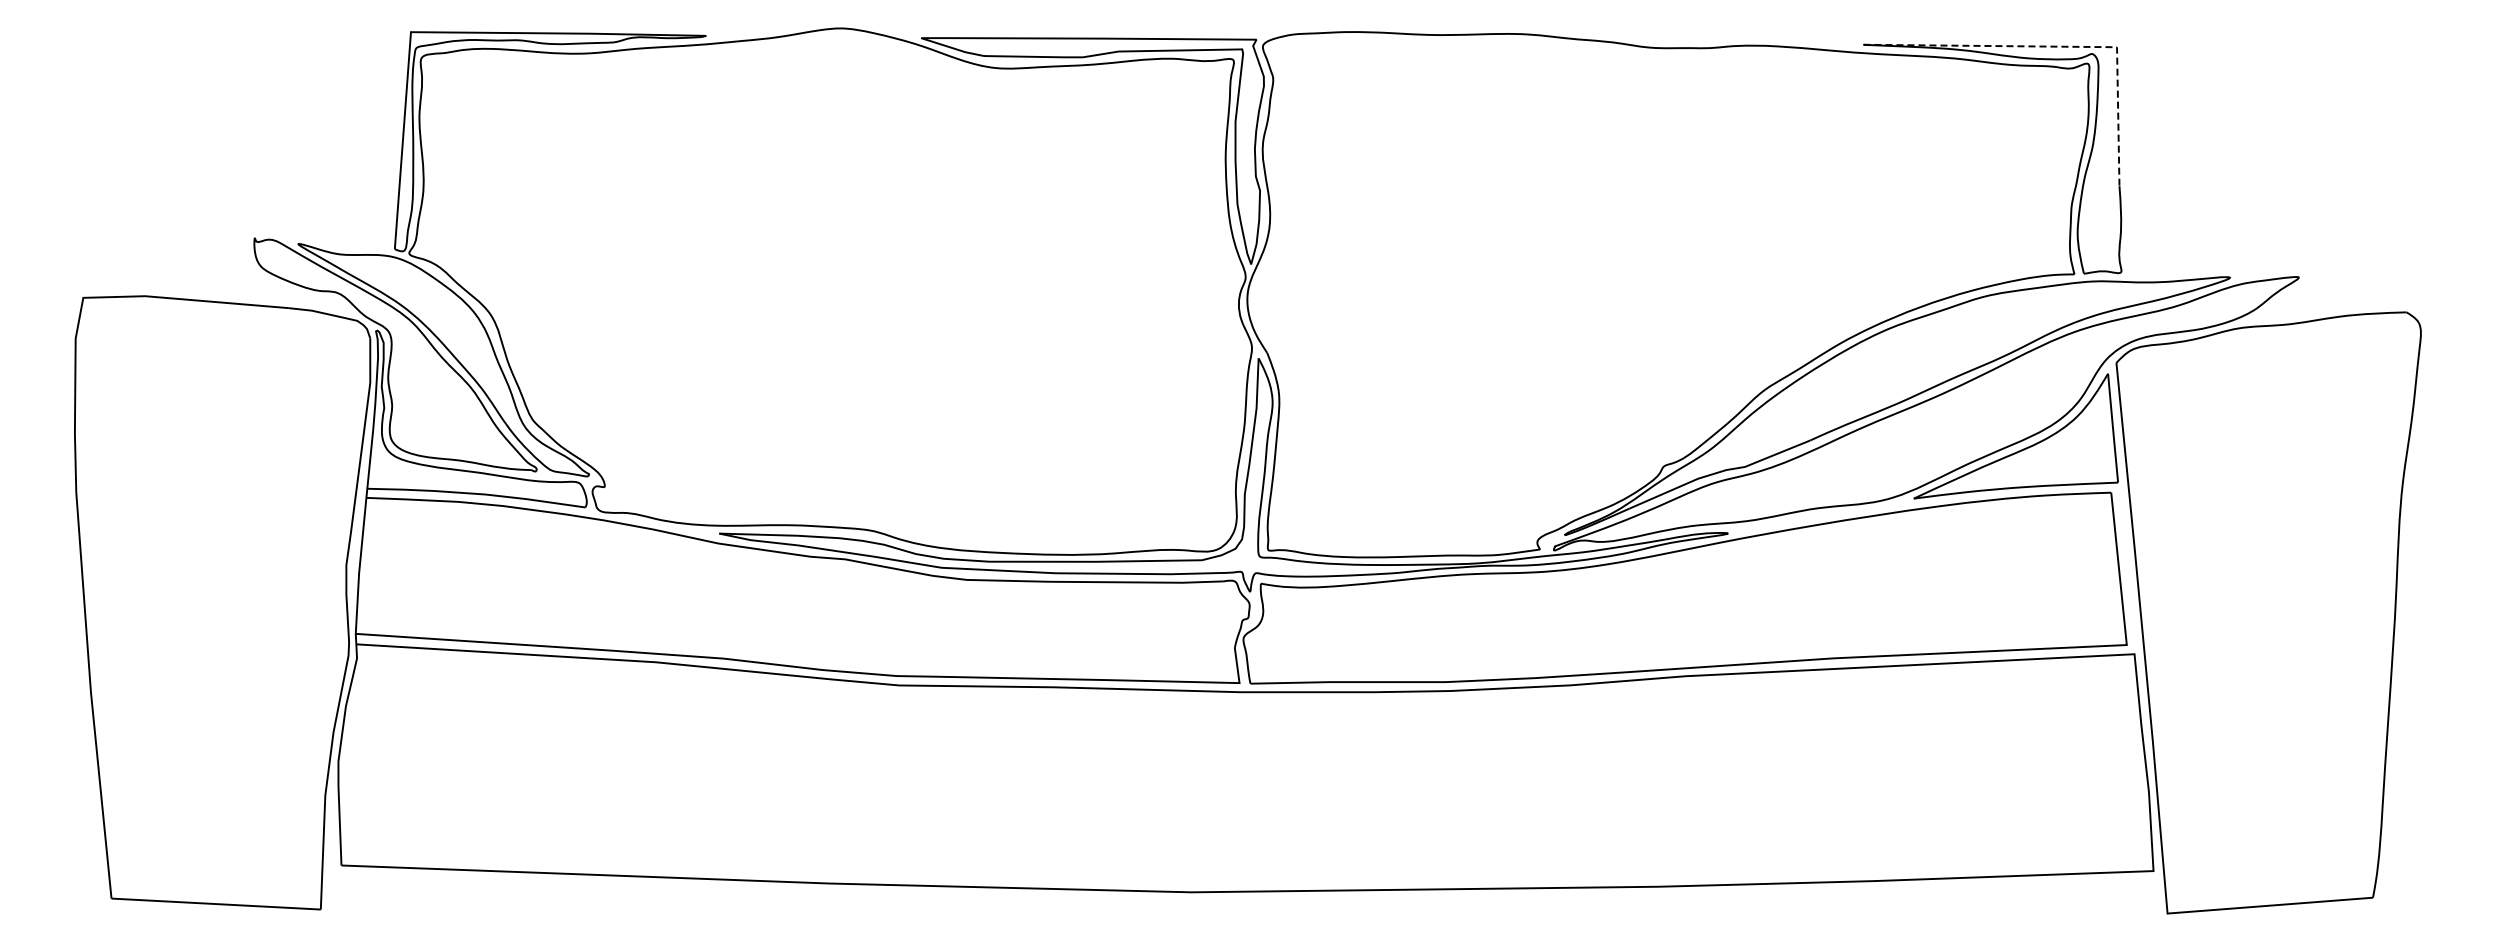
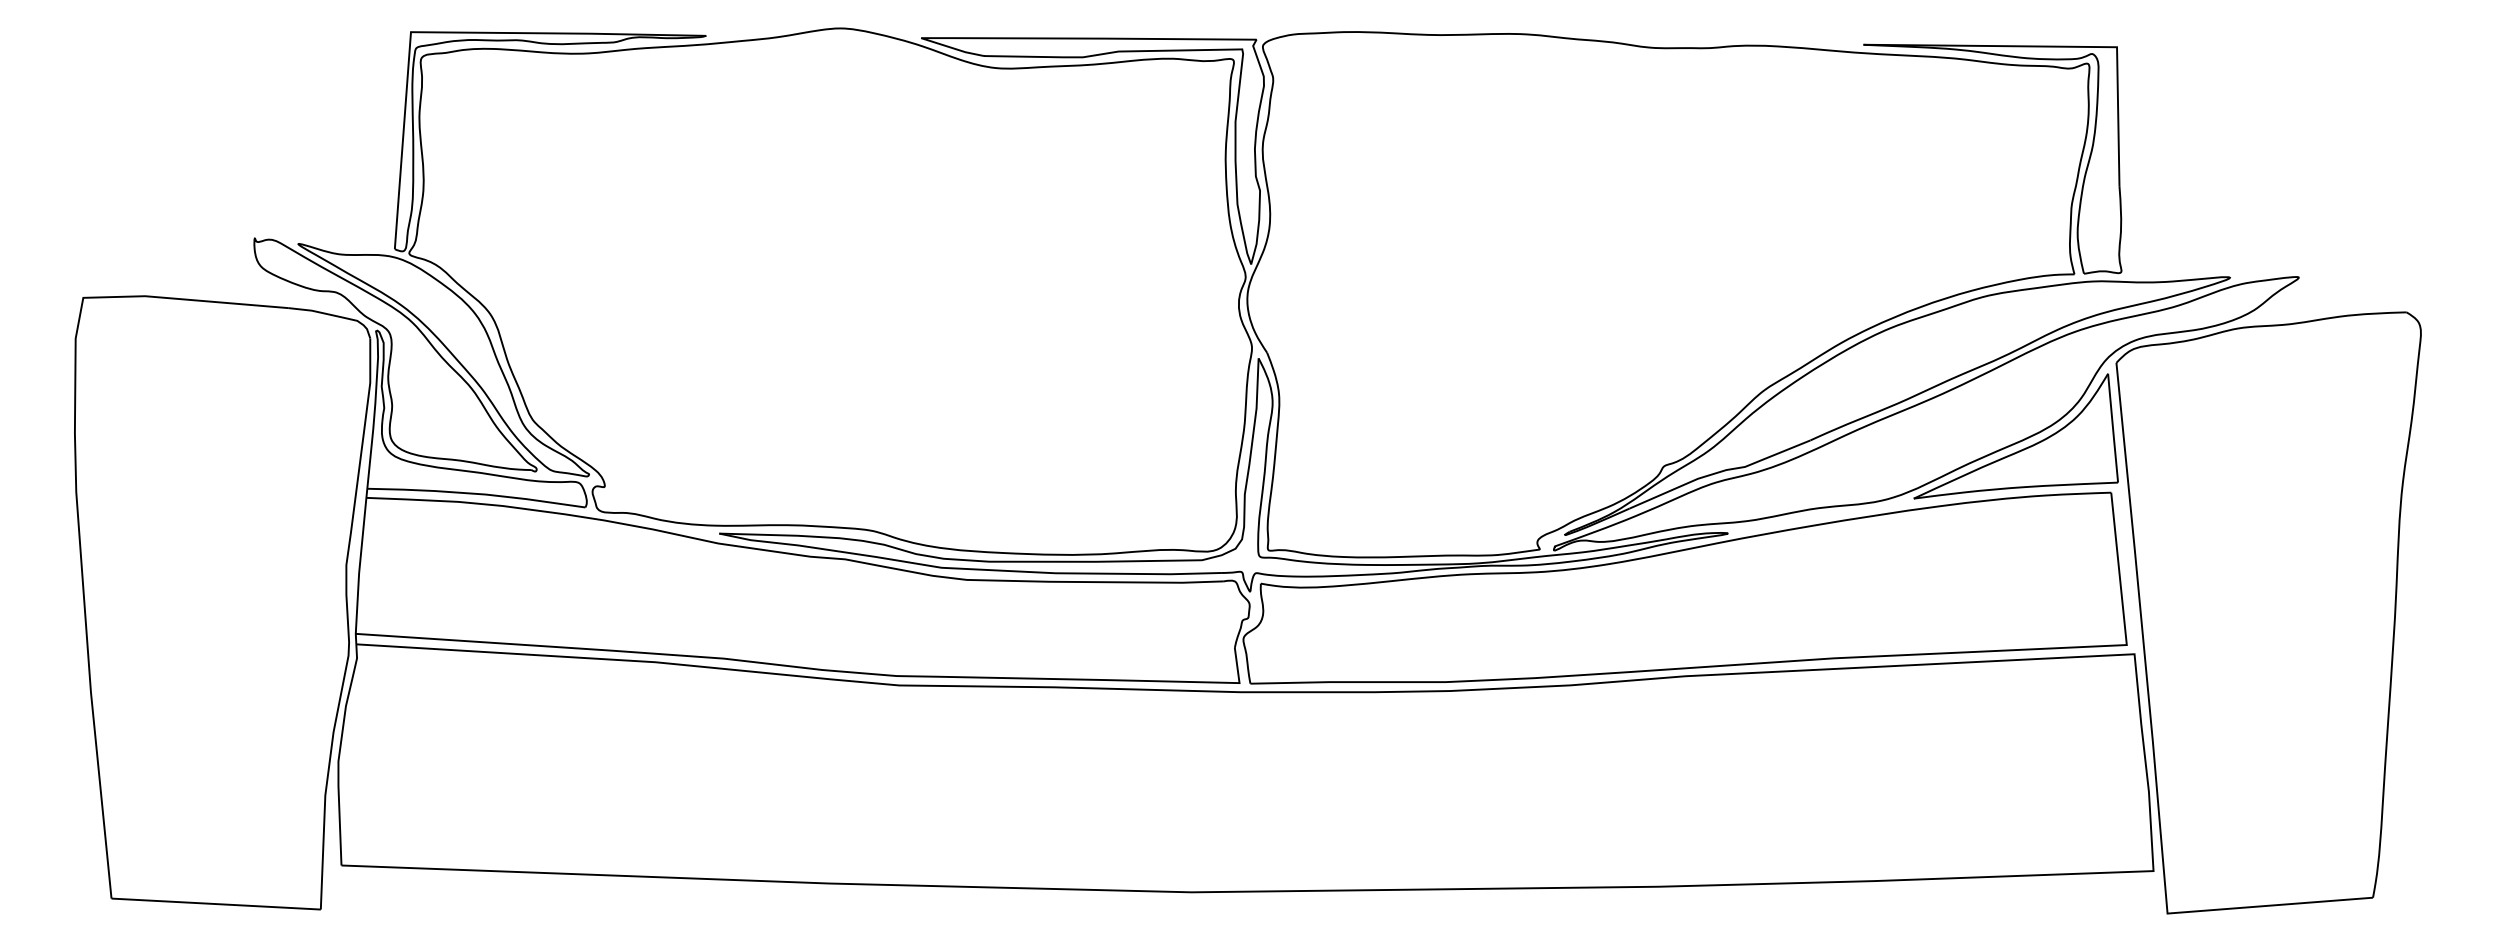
line: dashed -> solid (2060, 46)
